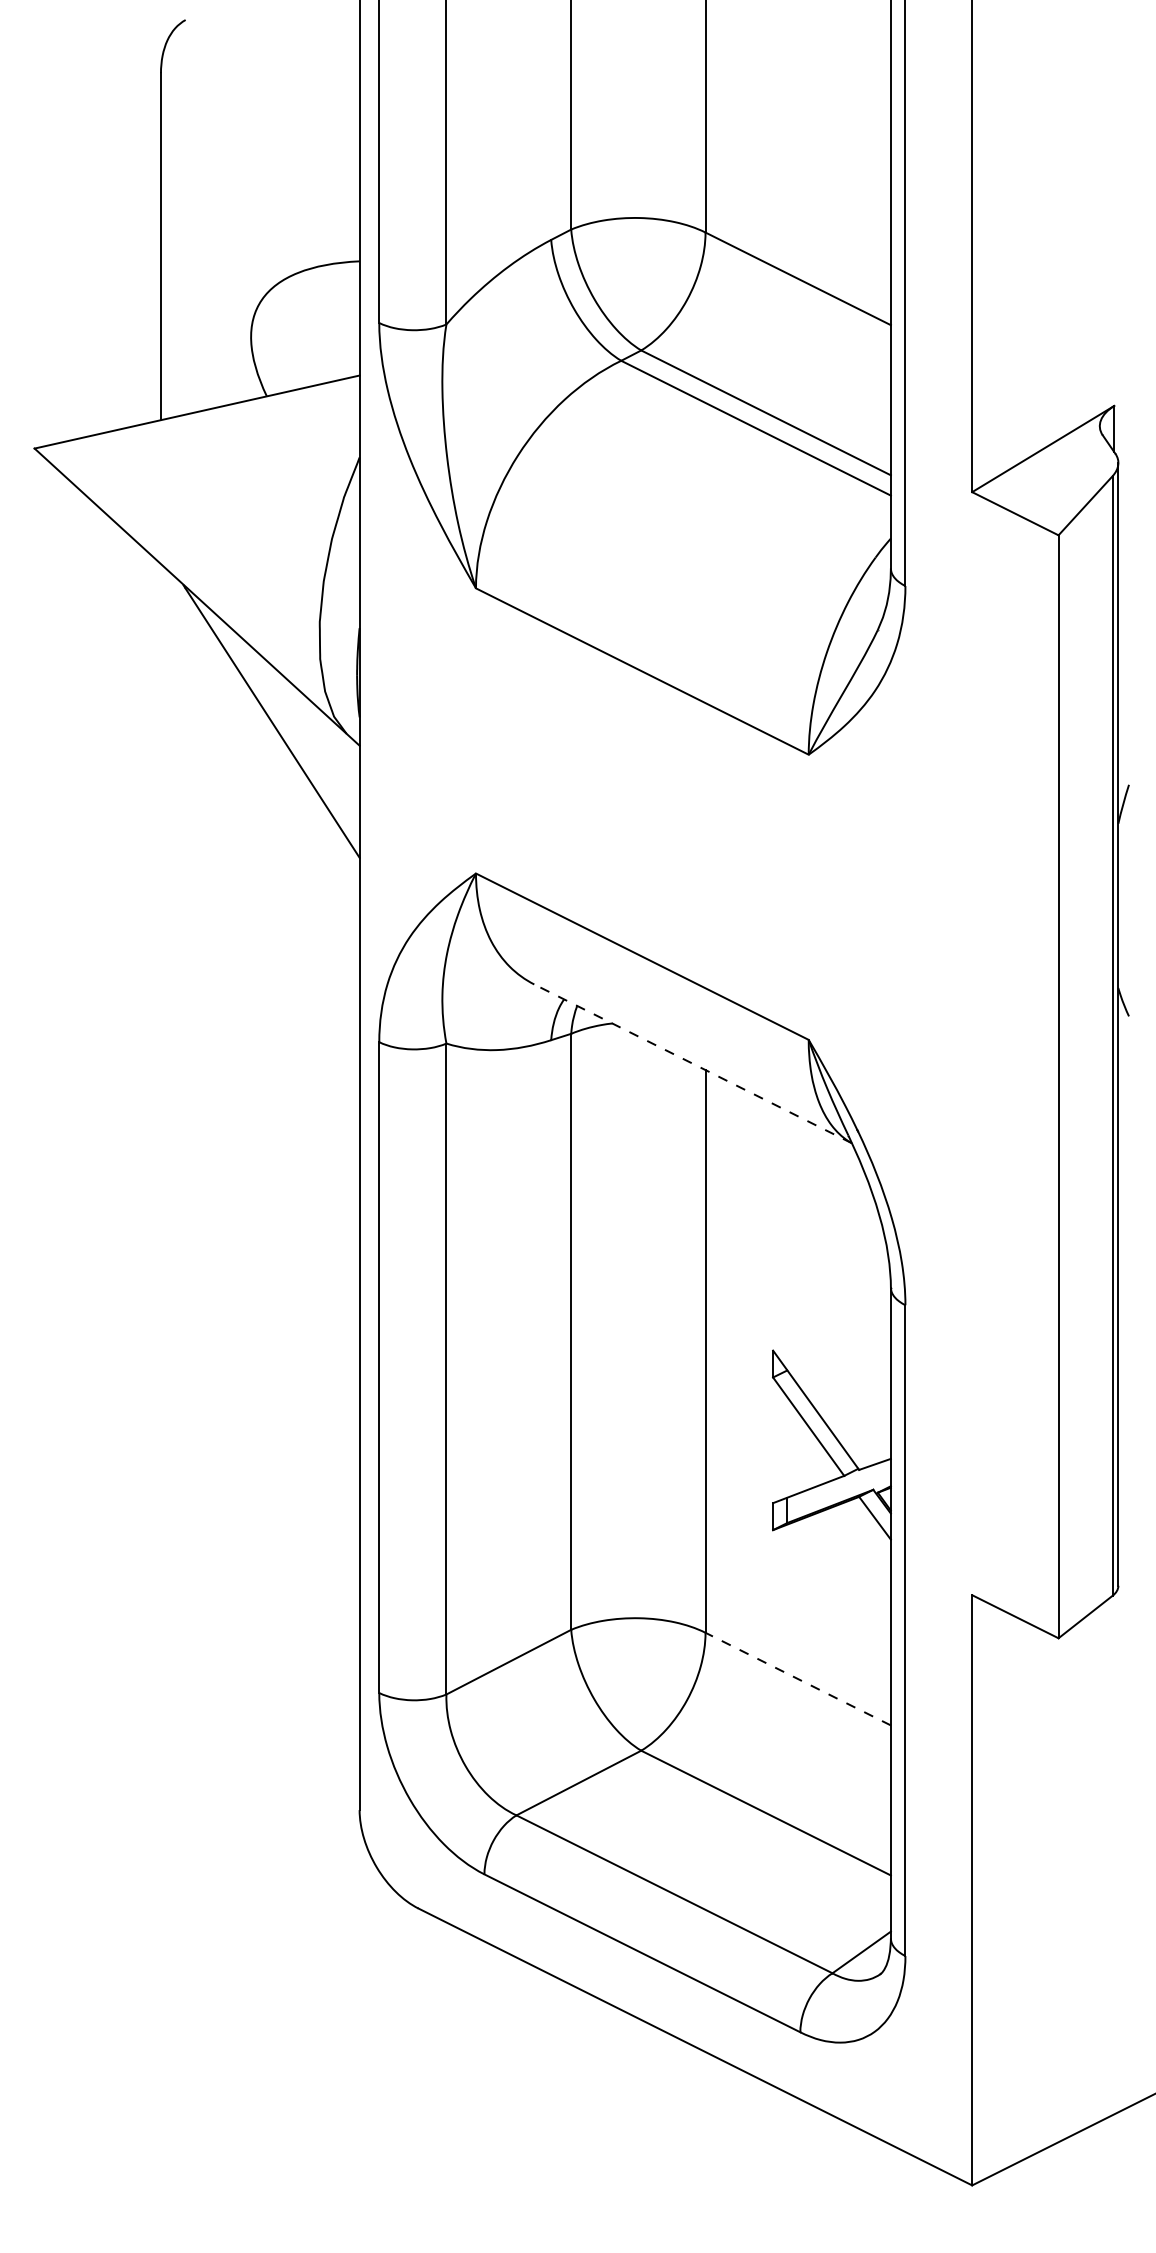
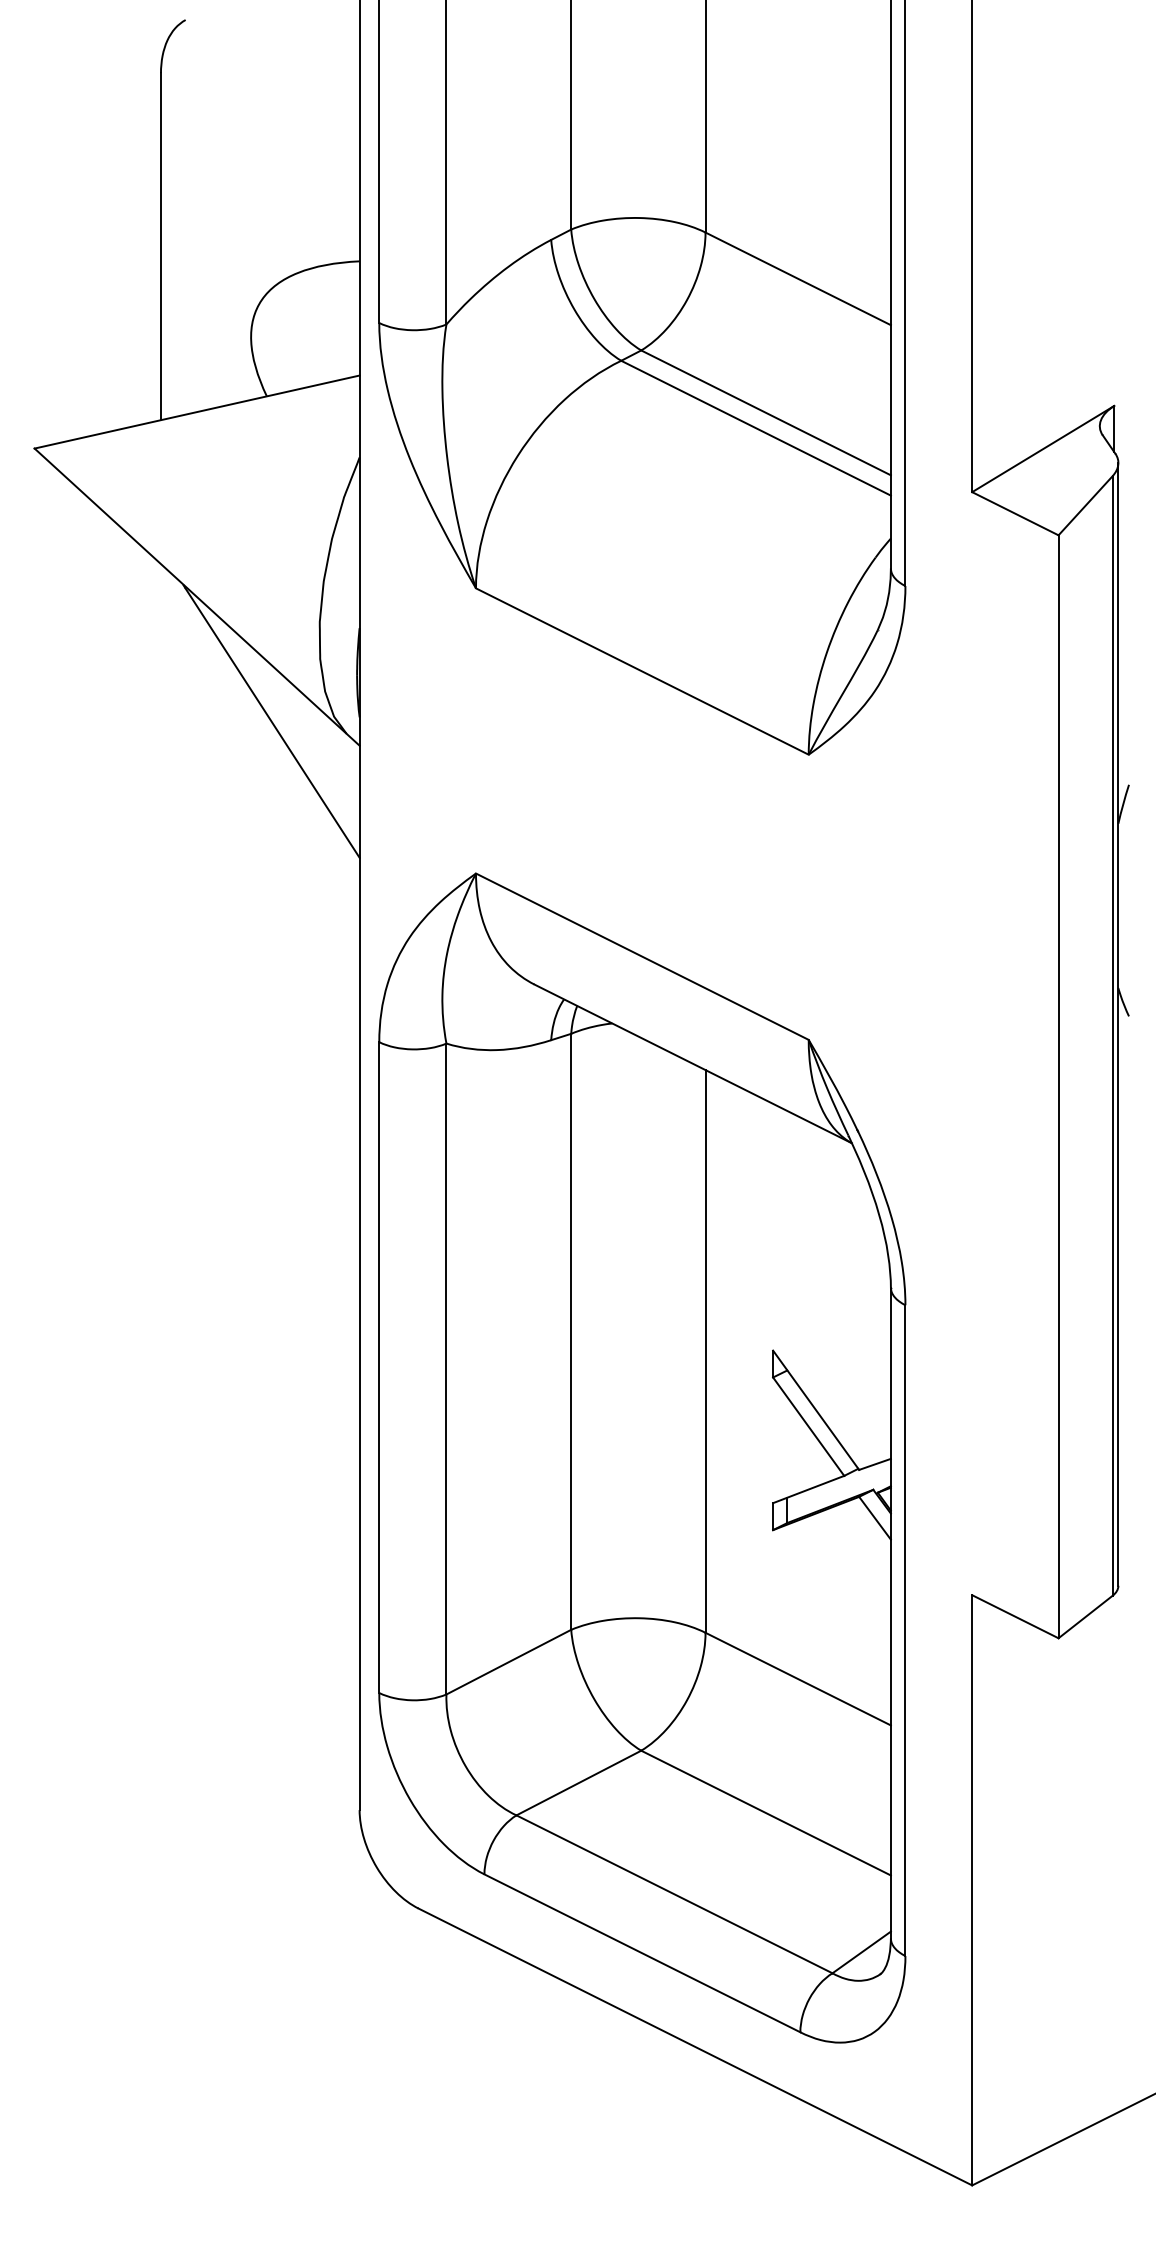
line: dashed -> solid (693, 1063)
line: dashed -> solid (798, 1679)
